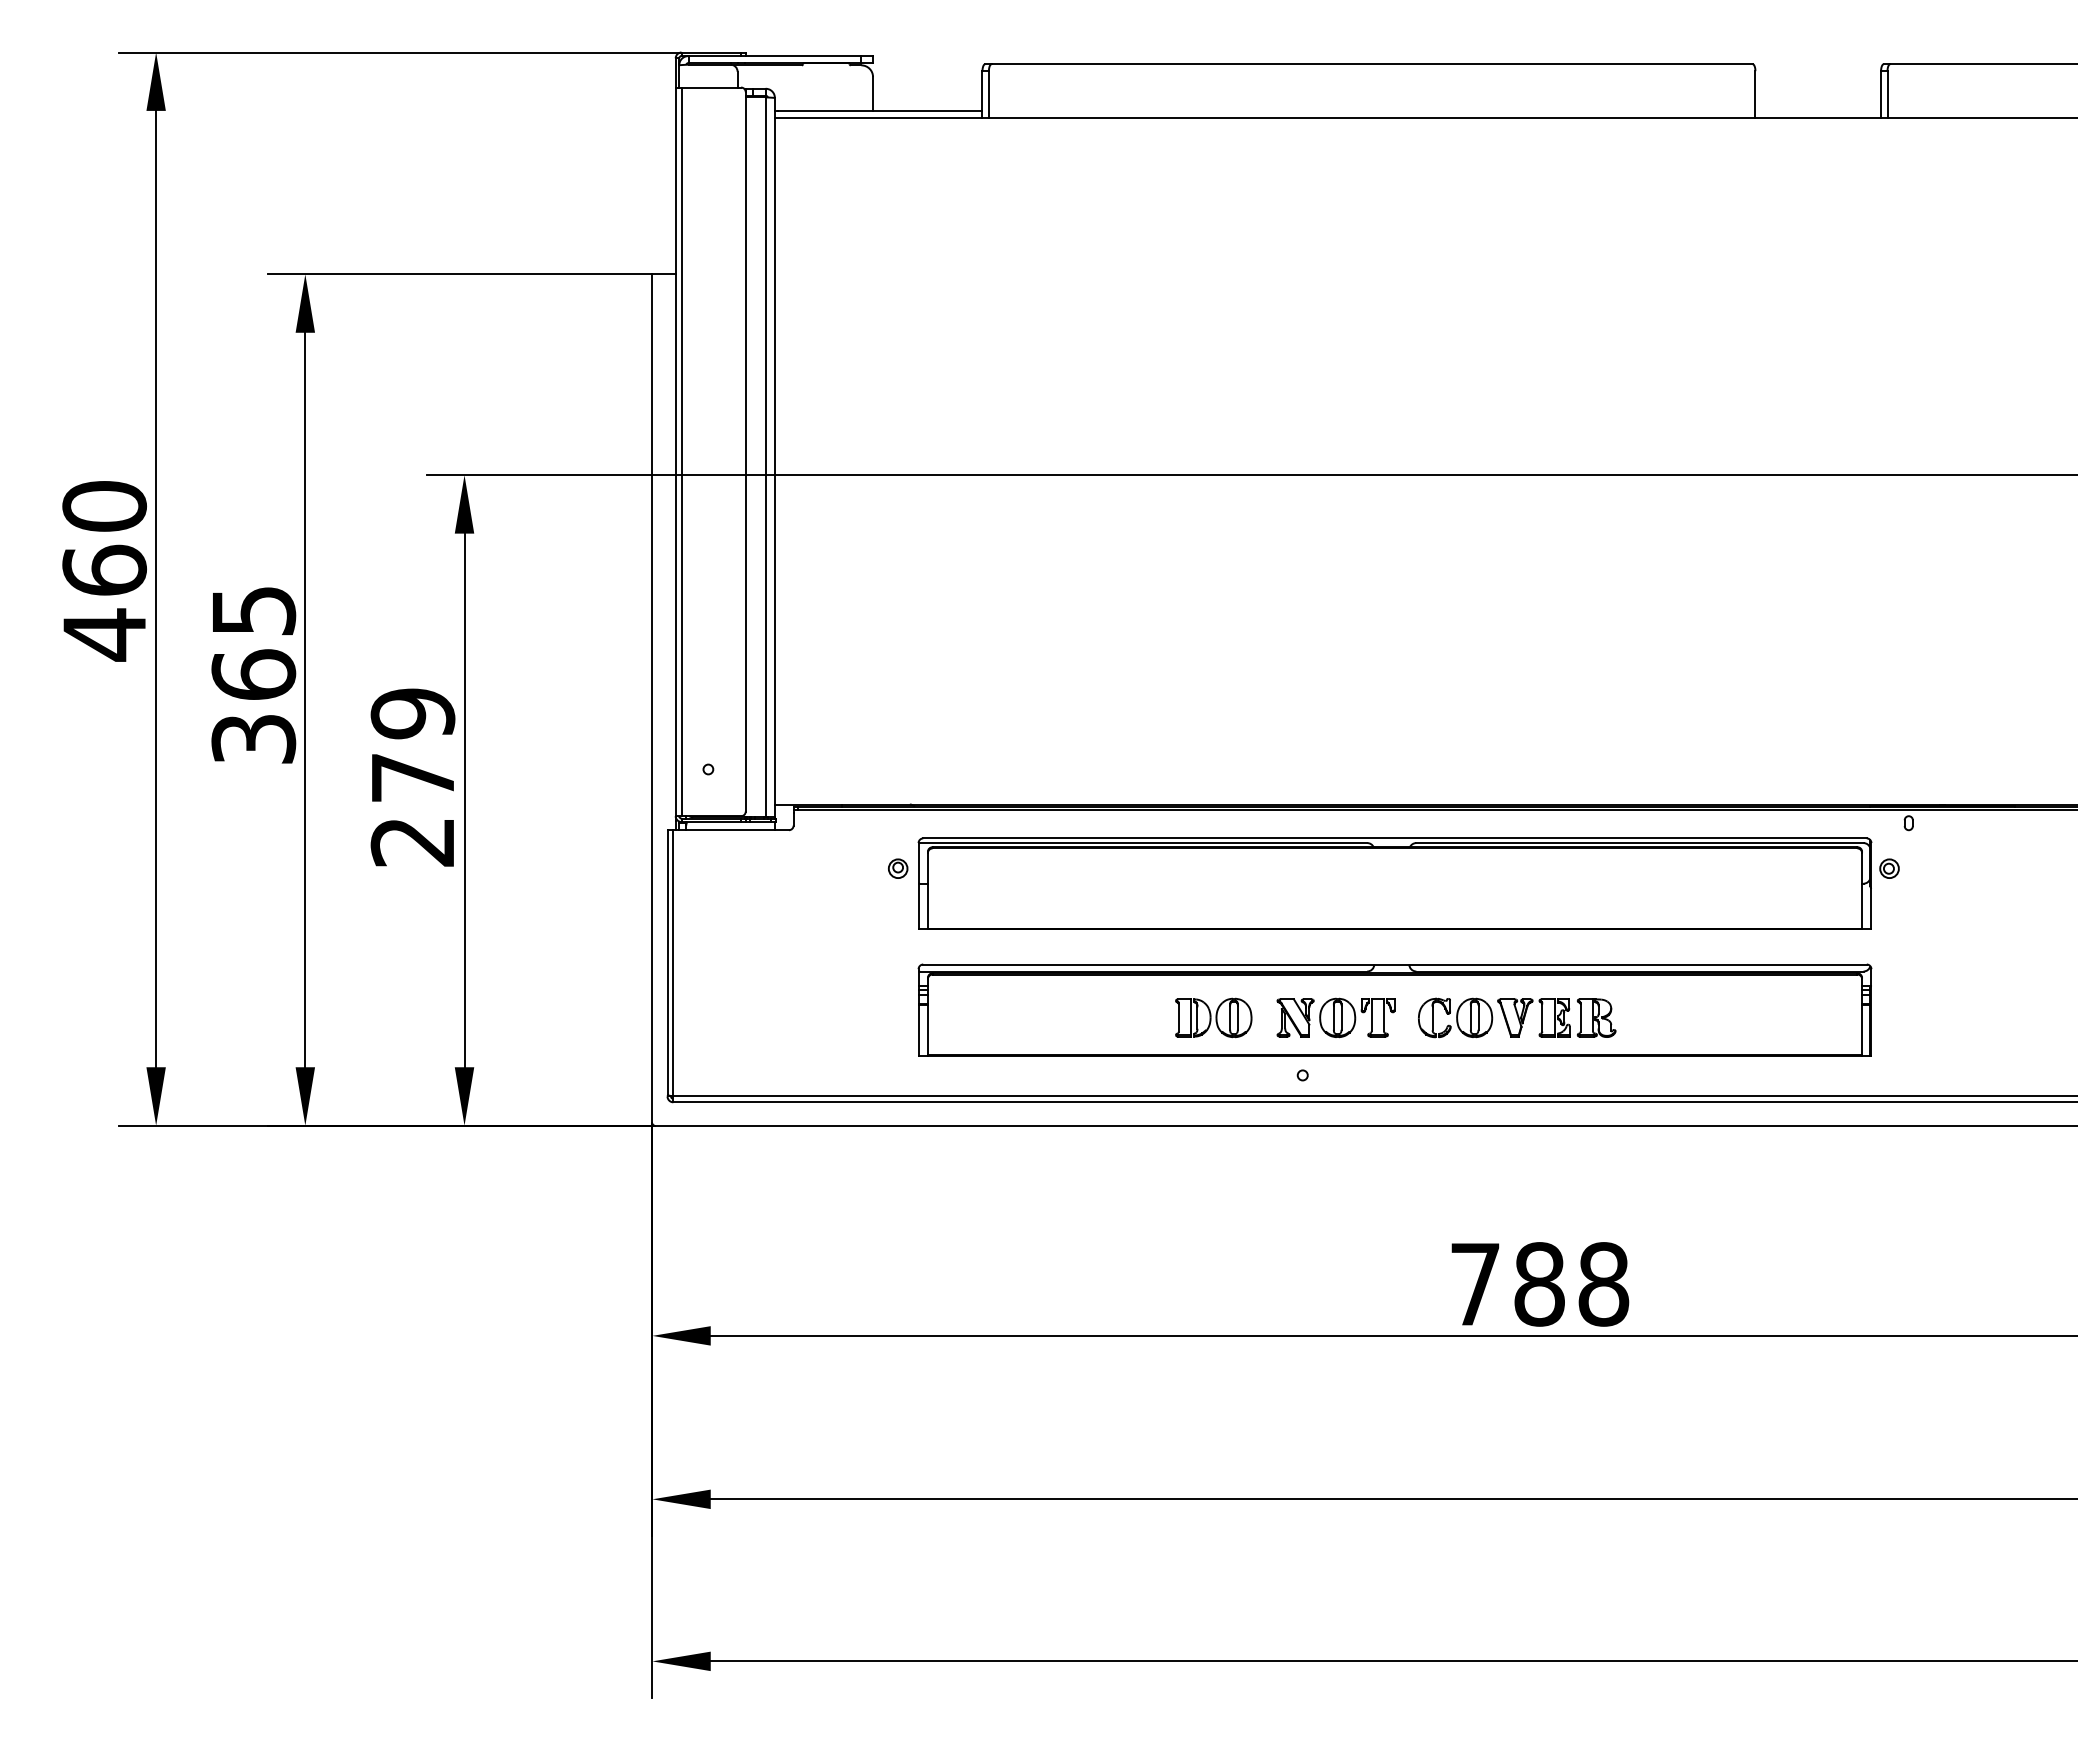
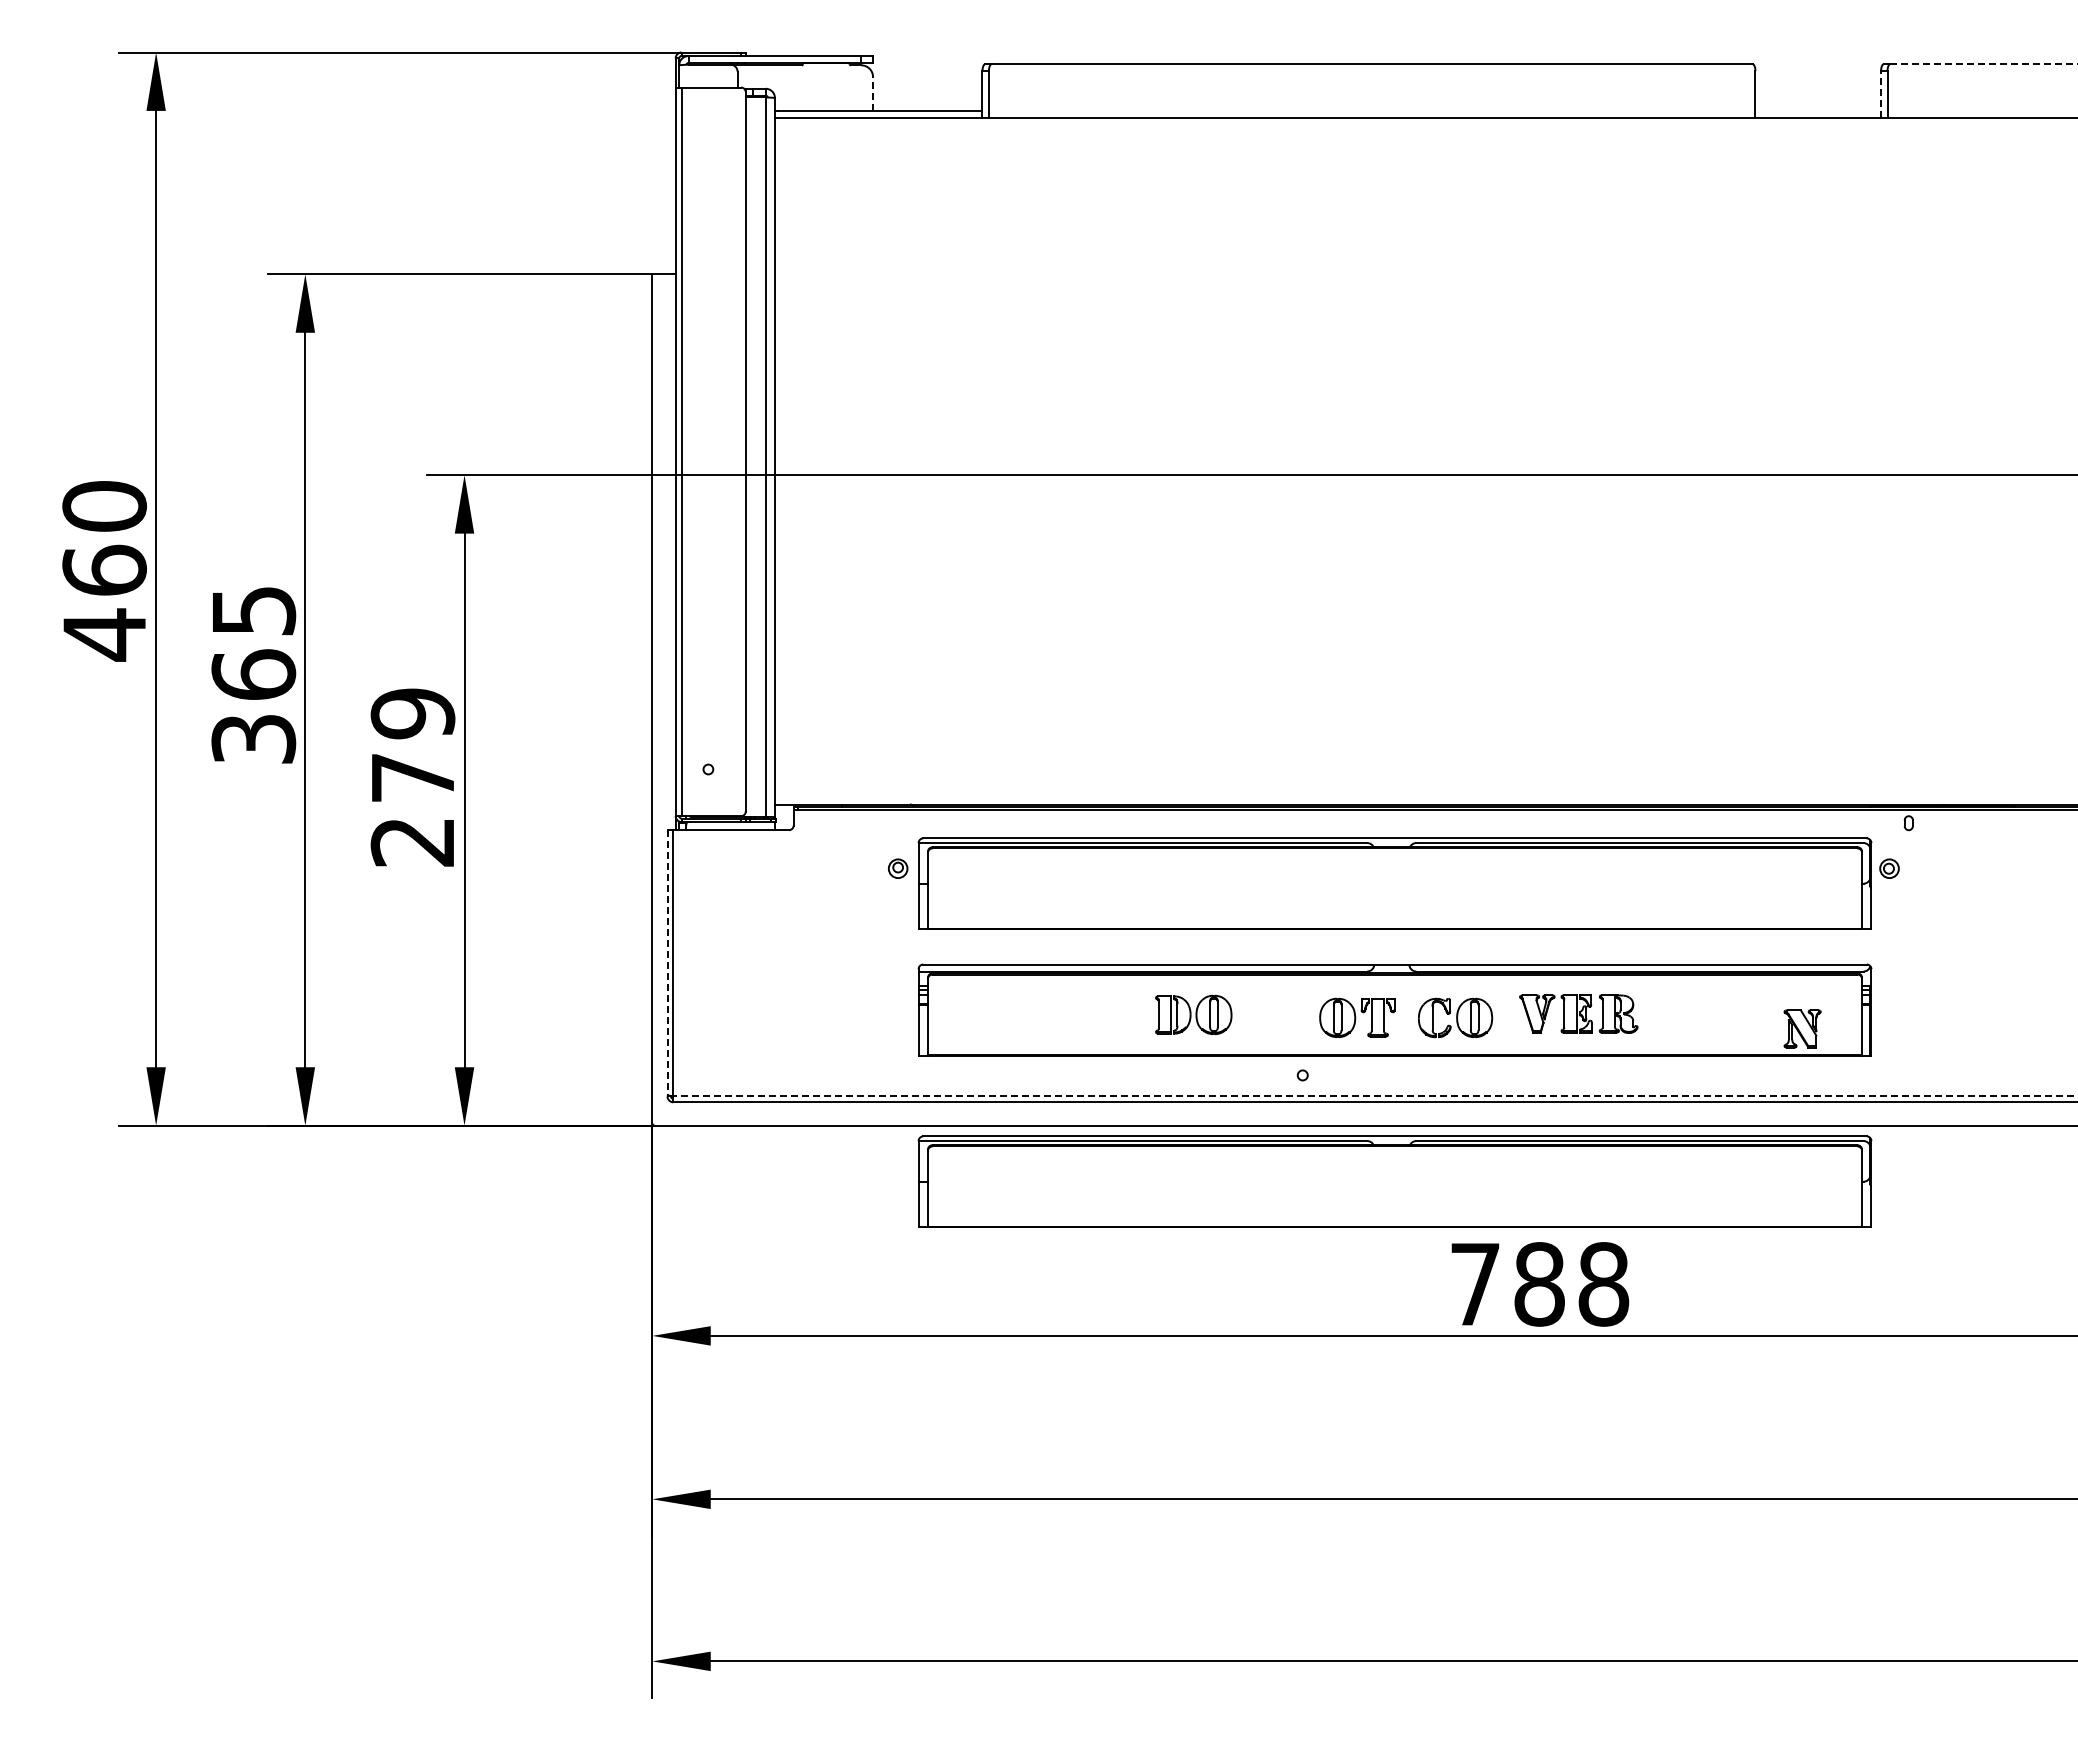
line: solid -> dashed (1984, 64)
line: solid -> dashed (873, 93)
line: solid -> dashed (1881, 94)
line: solid -> dashed (667, 963)
part position: (1213, 1017) -> (1193, 1014) (1193, 1014)
part position: (1295, 1017) -> (1802, 1028) (1802, 1028)
part position: (1556, 1017) -> (1578, 1013) (1578, 1013)
line: solid -> dashed (1375, 1096)
part: none -> present (1394, 1181)
